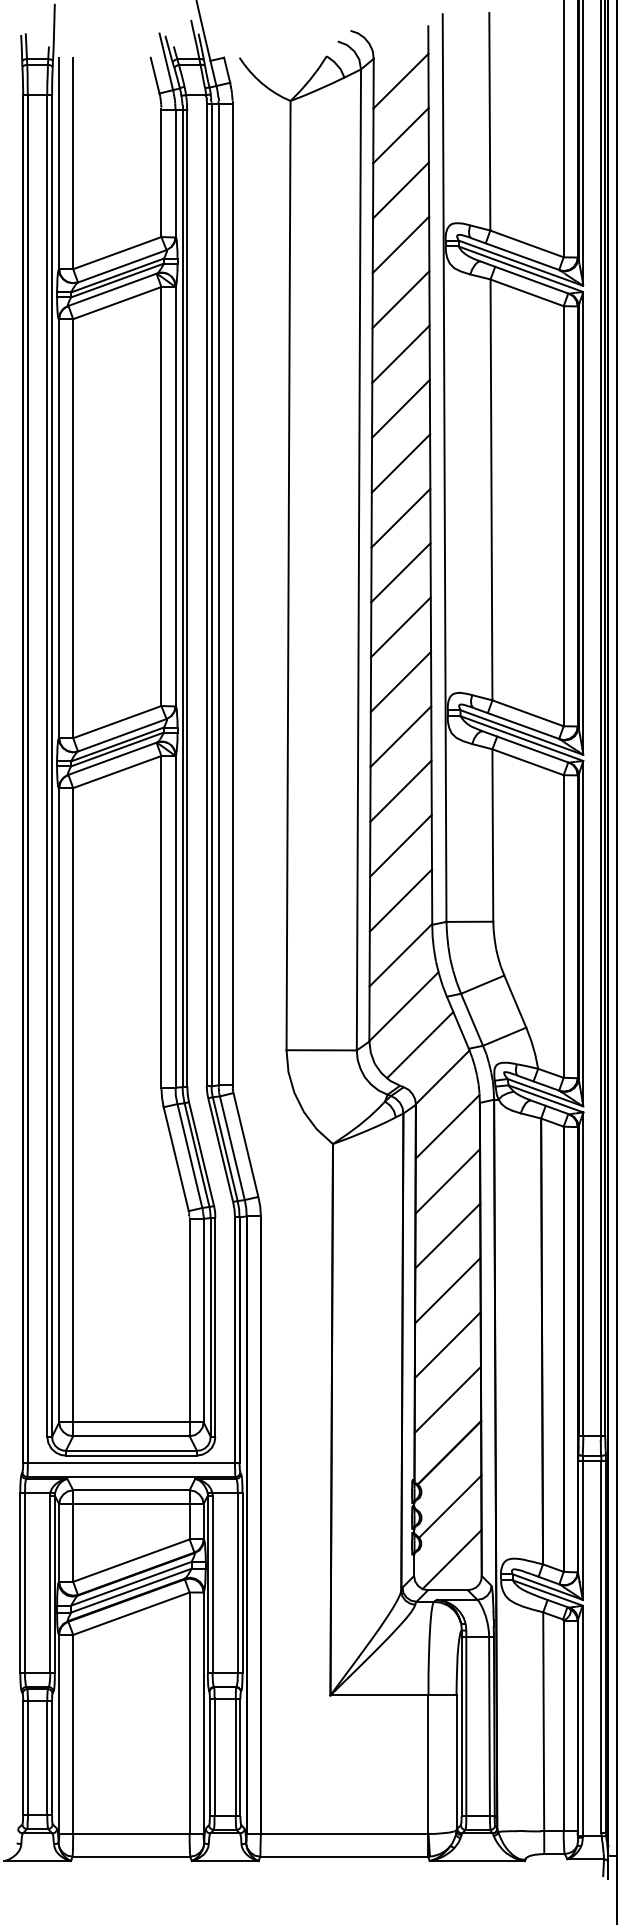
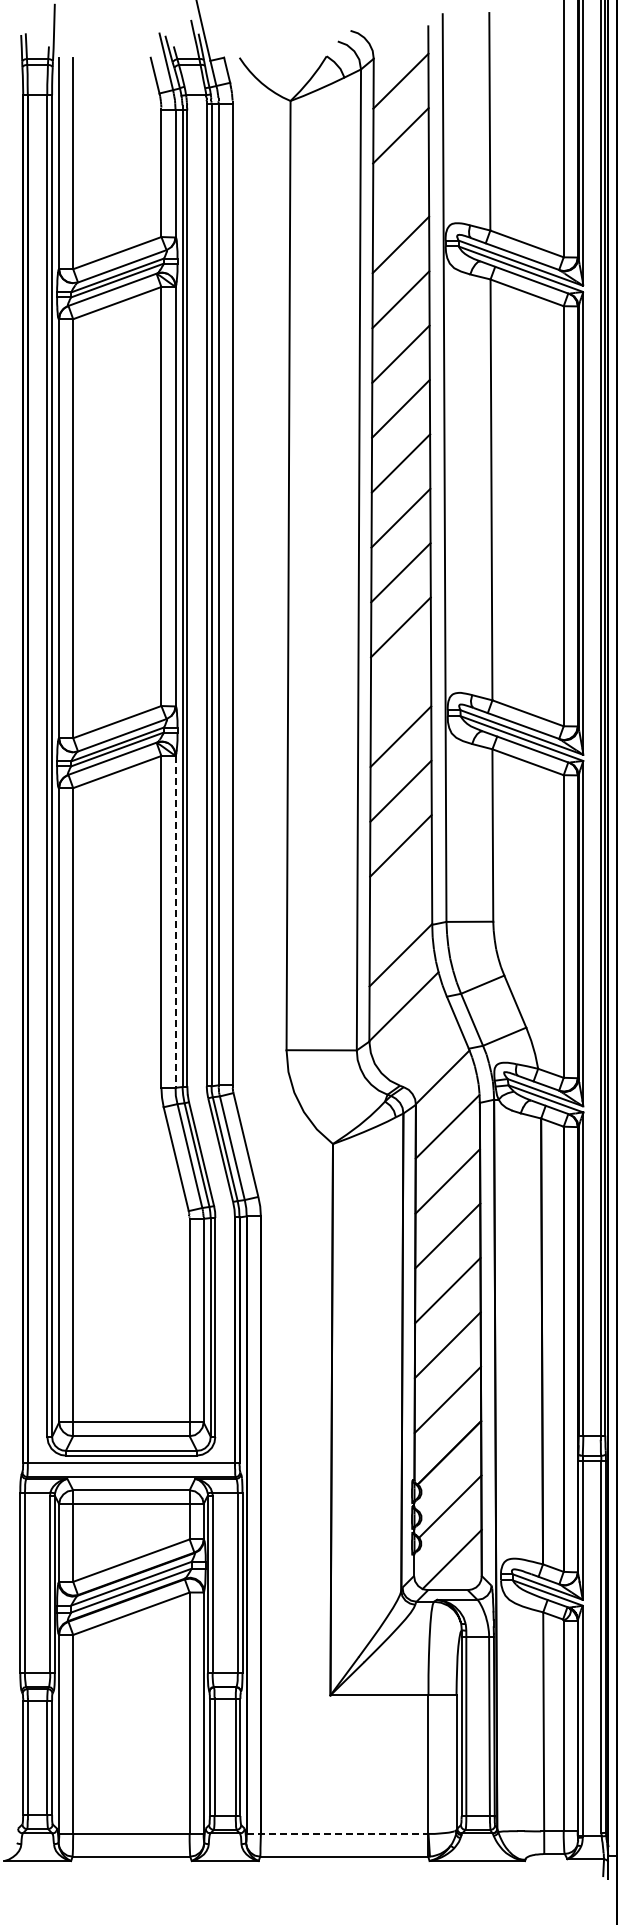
line: present -> none (400, 190)
line: present -> none (400, 681)
line: present -> none (401, 900)
line: solid -> dashed (175, 921)
line: present -> none (420, 1044)
line: solid -> dashed (337, 1833)
